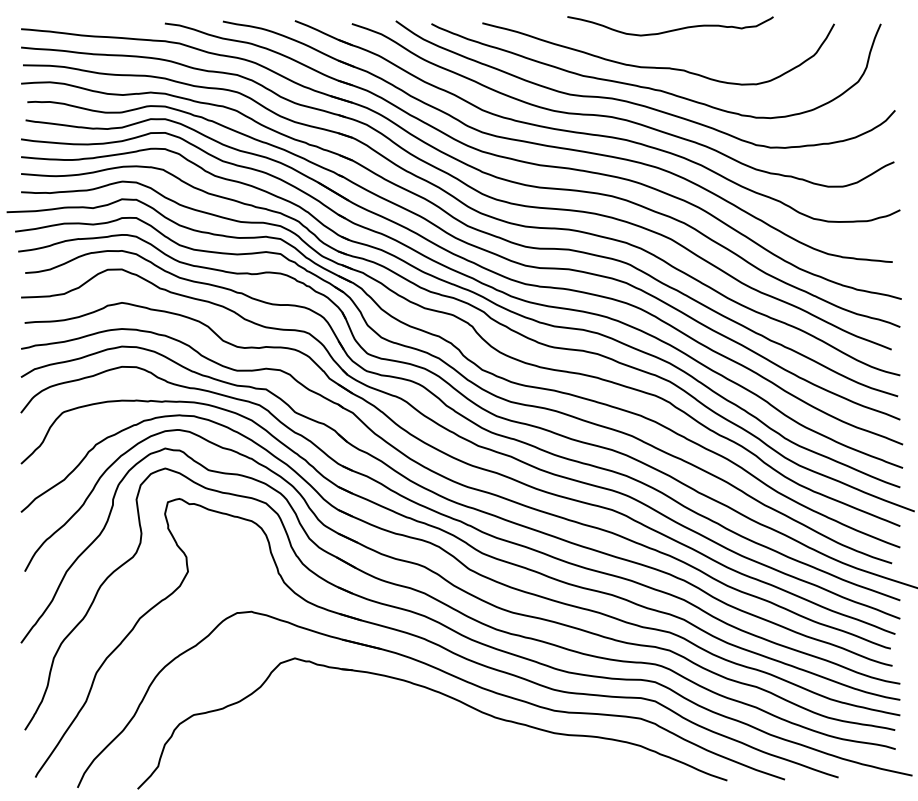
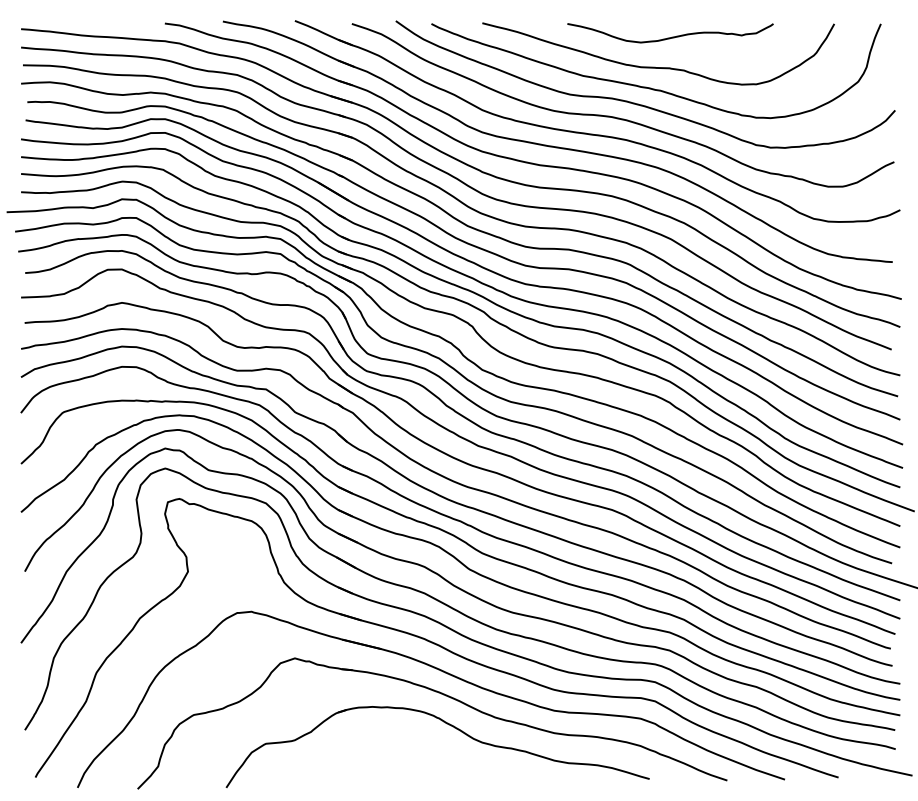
curve position: (672, 29) -> (672, 36) (672, 36)
part: none -> present (447, 724)
